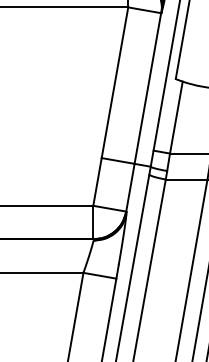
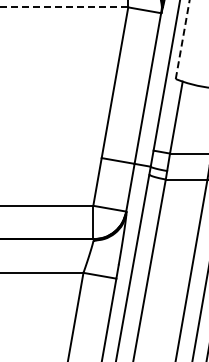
line: solid -> dashed (64, 7)
line: solid -> dashed (182, 39)
